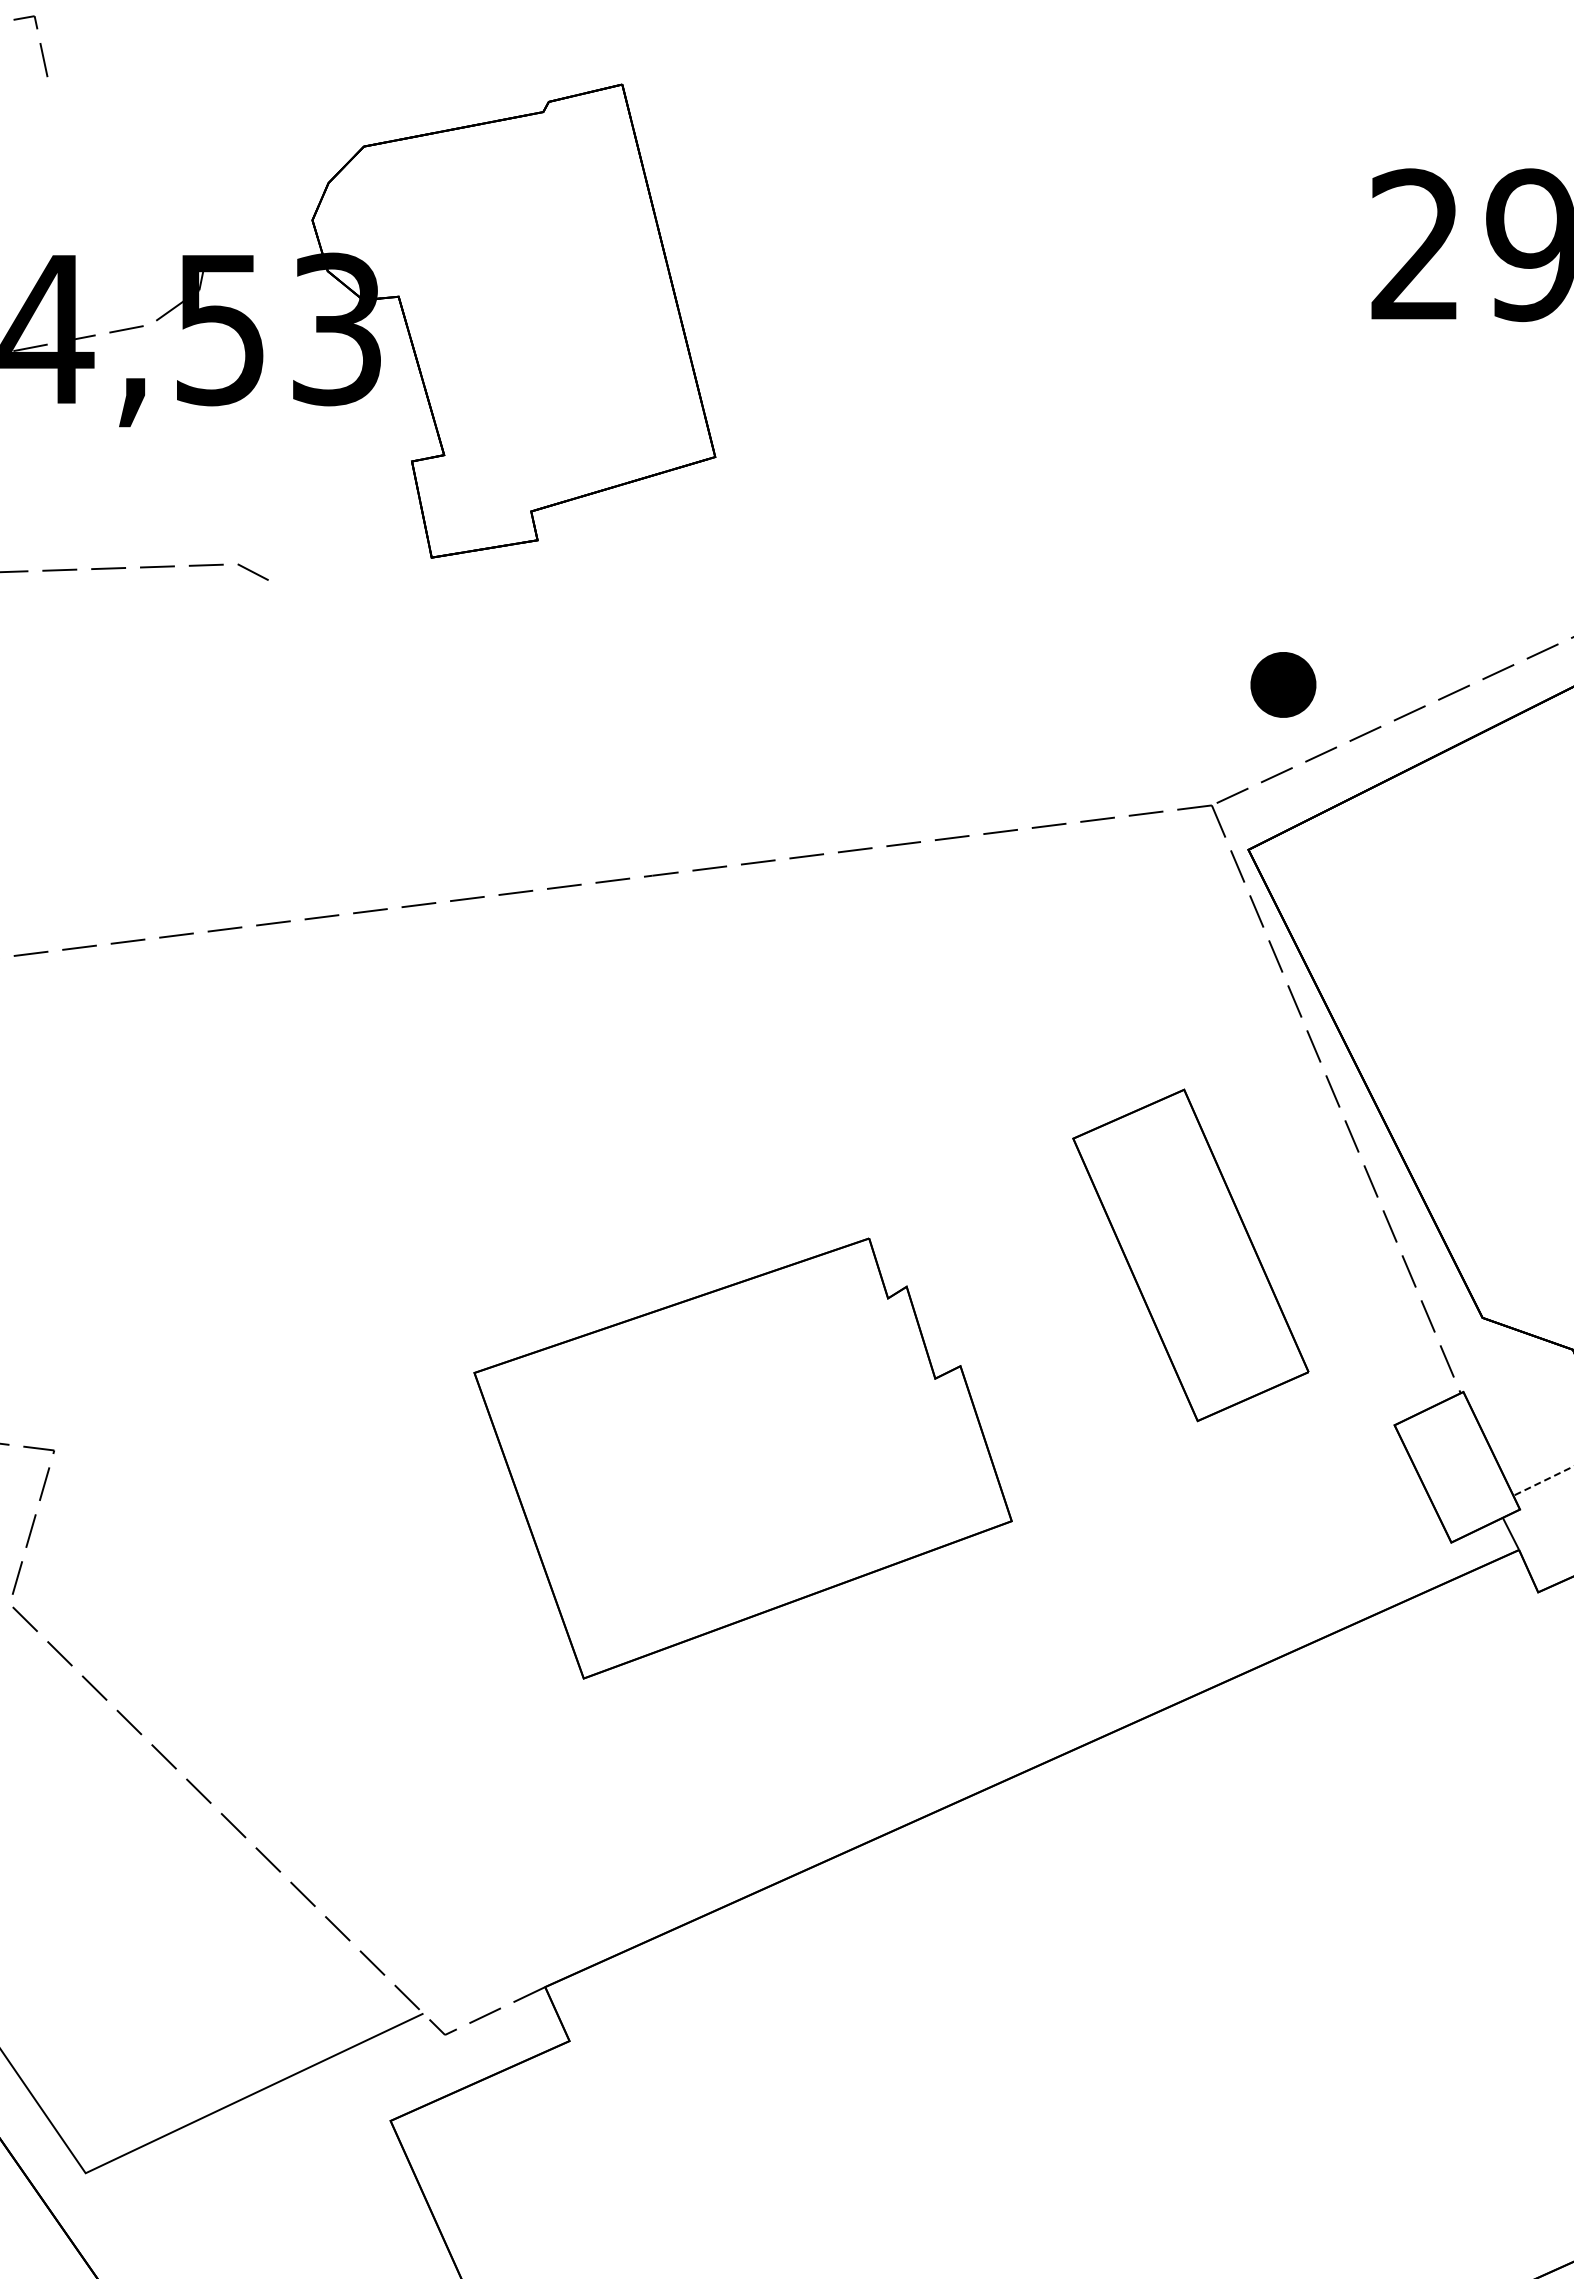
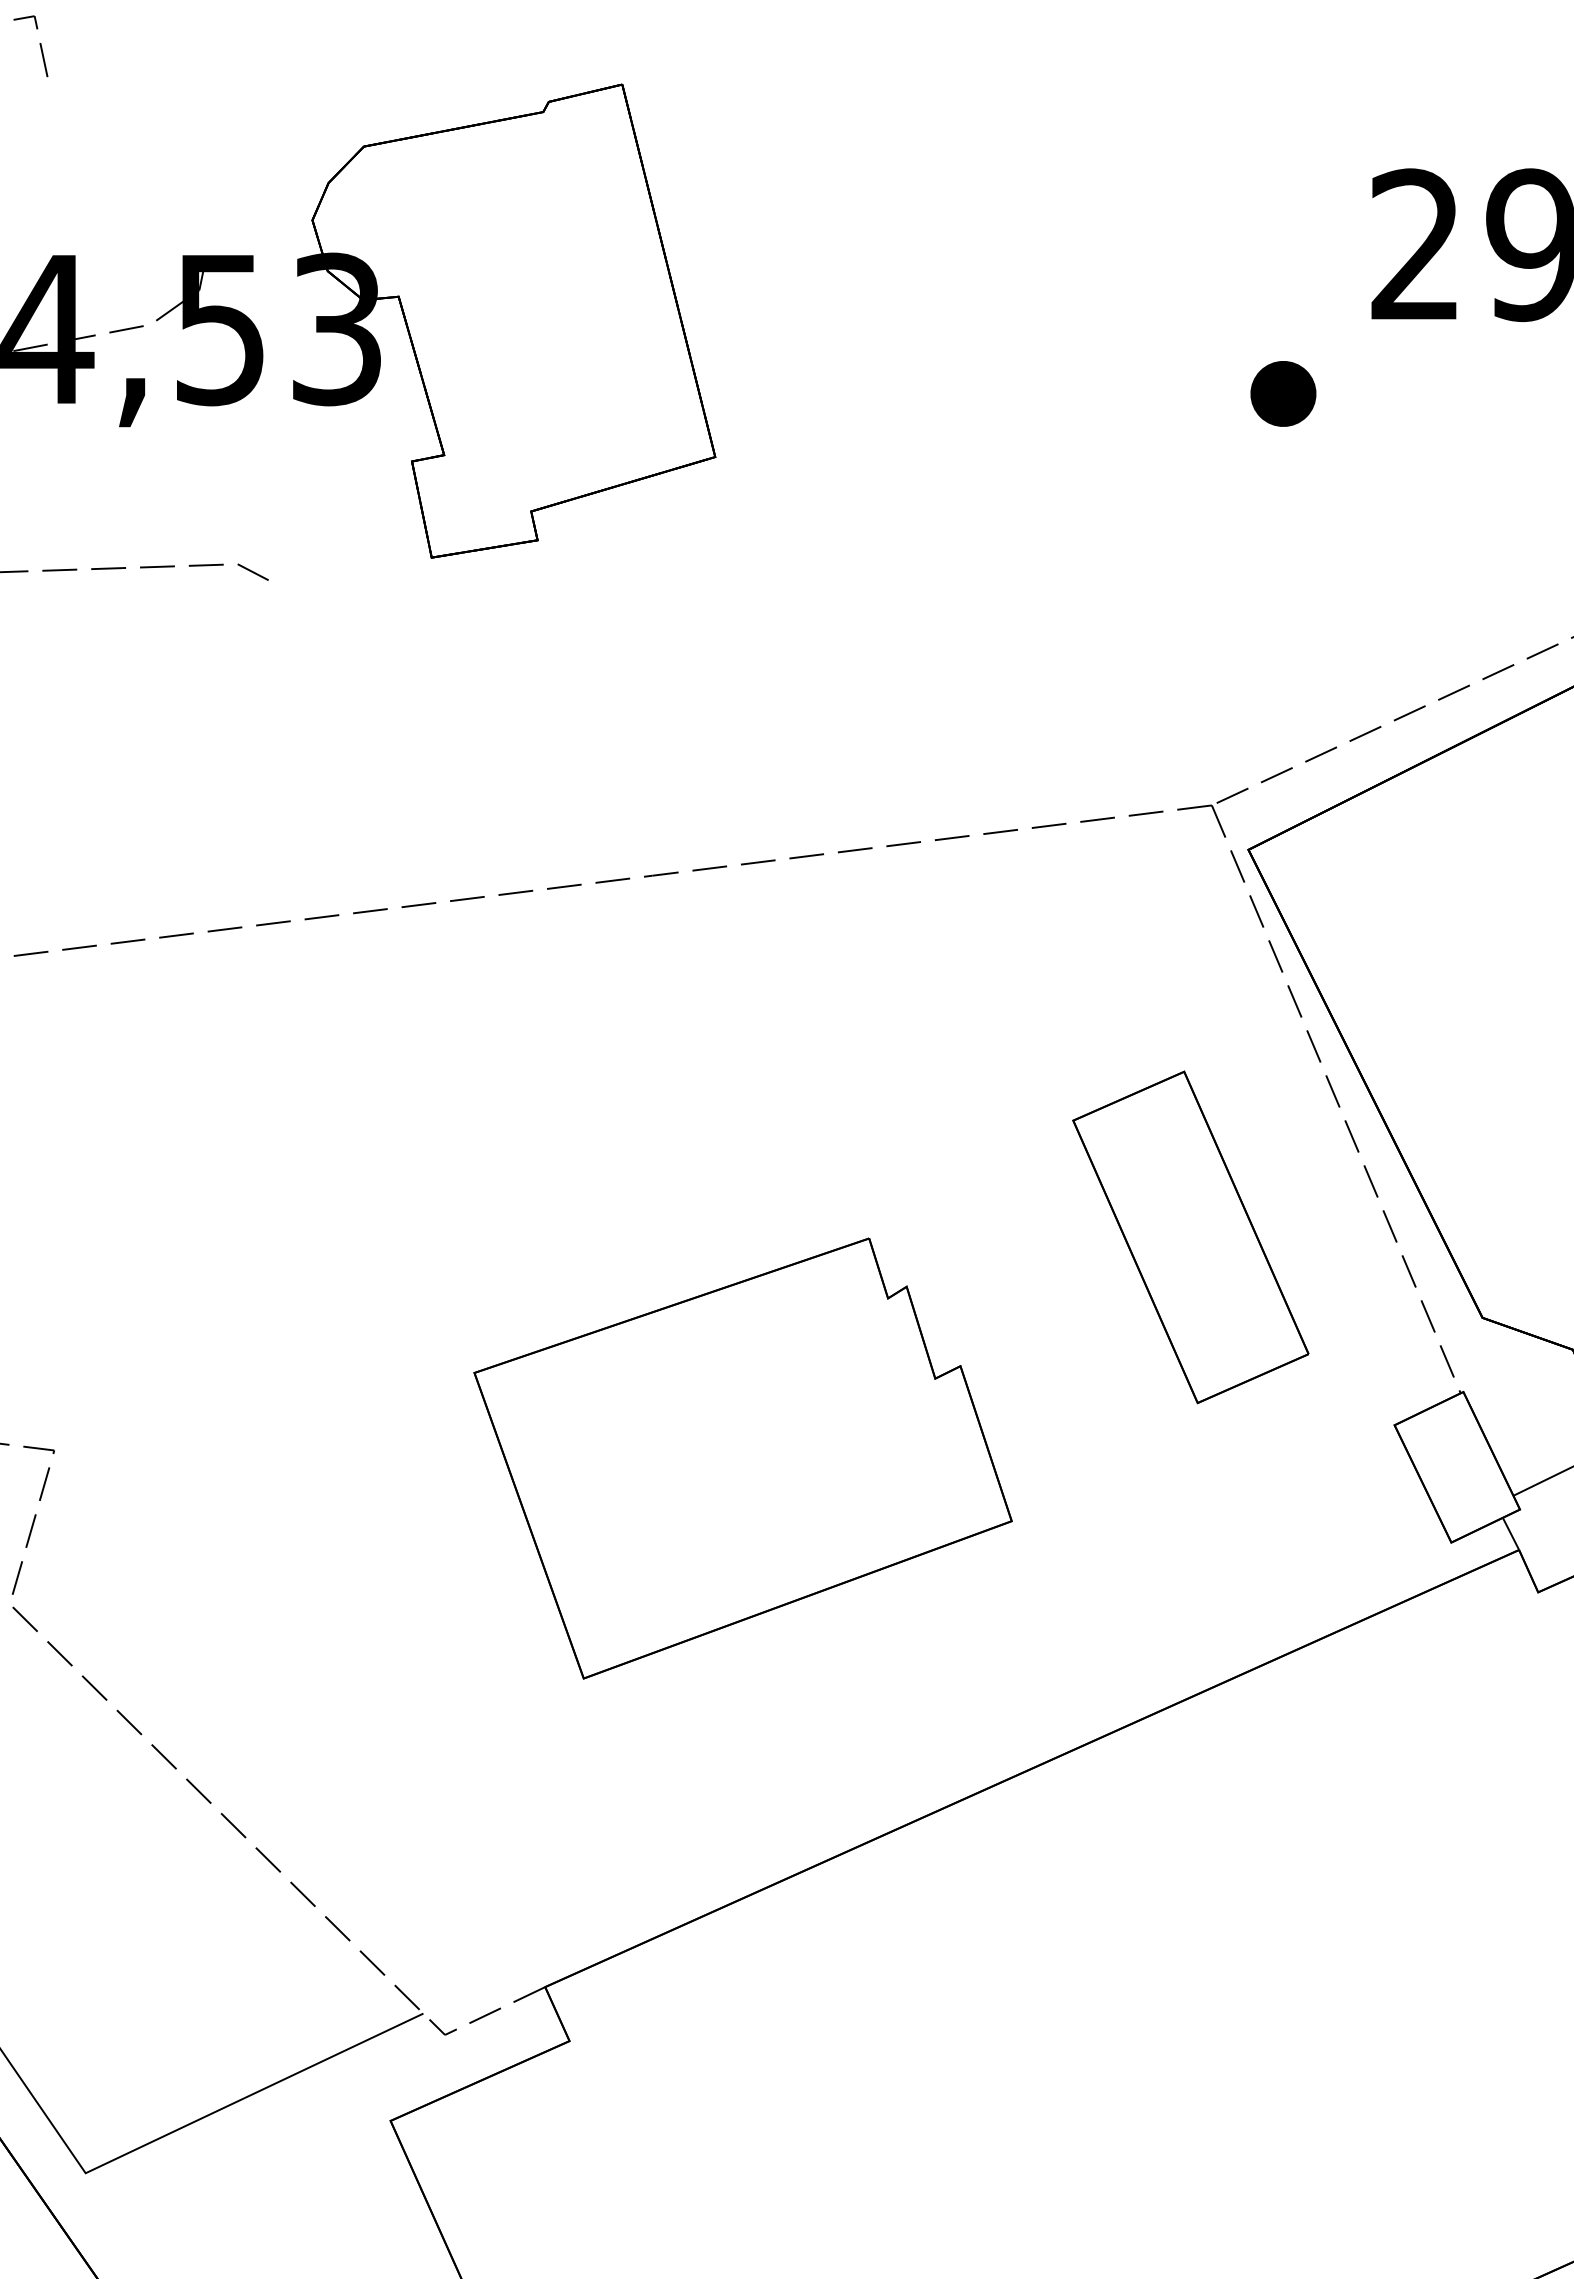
part position: (1283, 684) -> (1283, 393) (1283, 393)
part position: (1190, 1255) -> (1190, 1237) (1190, 1237)
line: dashed -> solid (1542, 1481)
